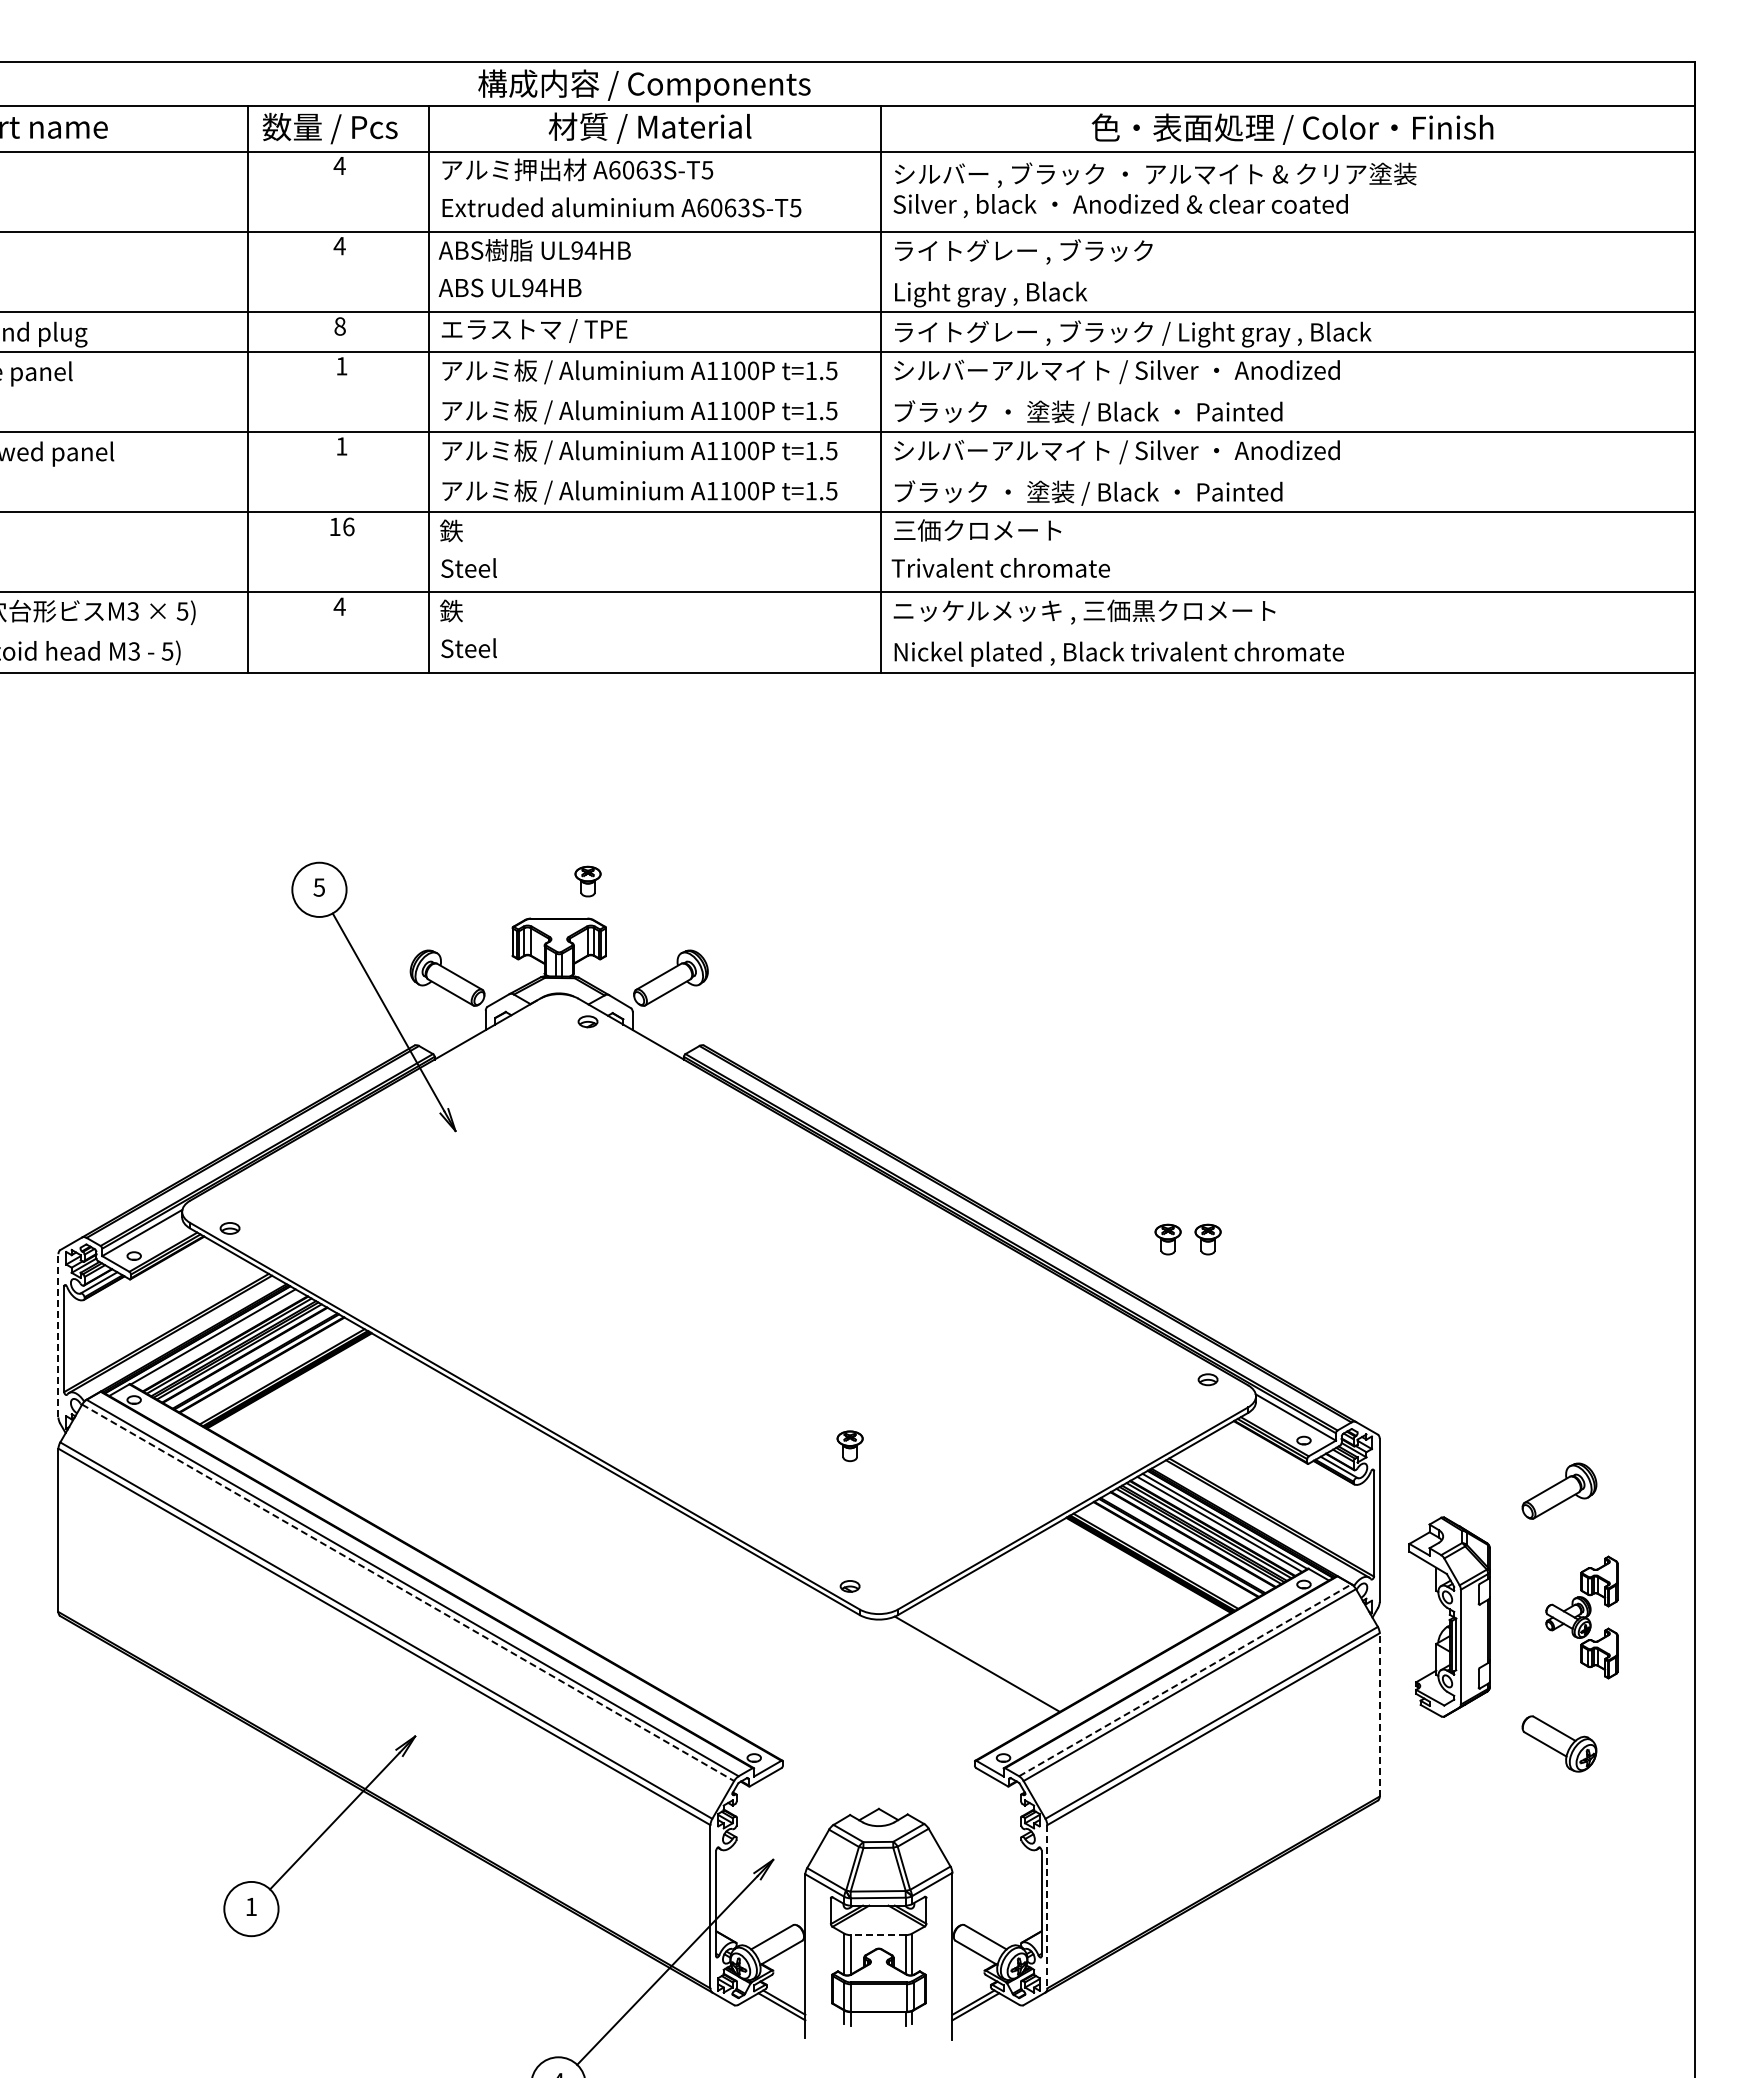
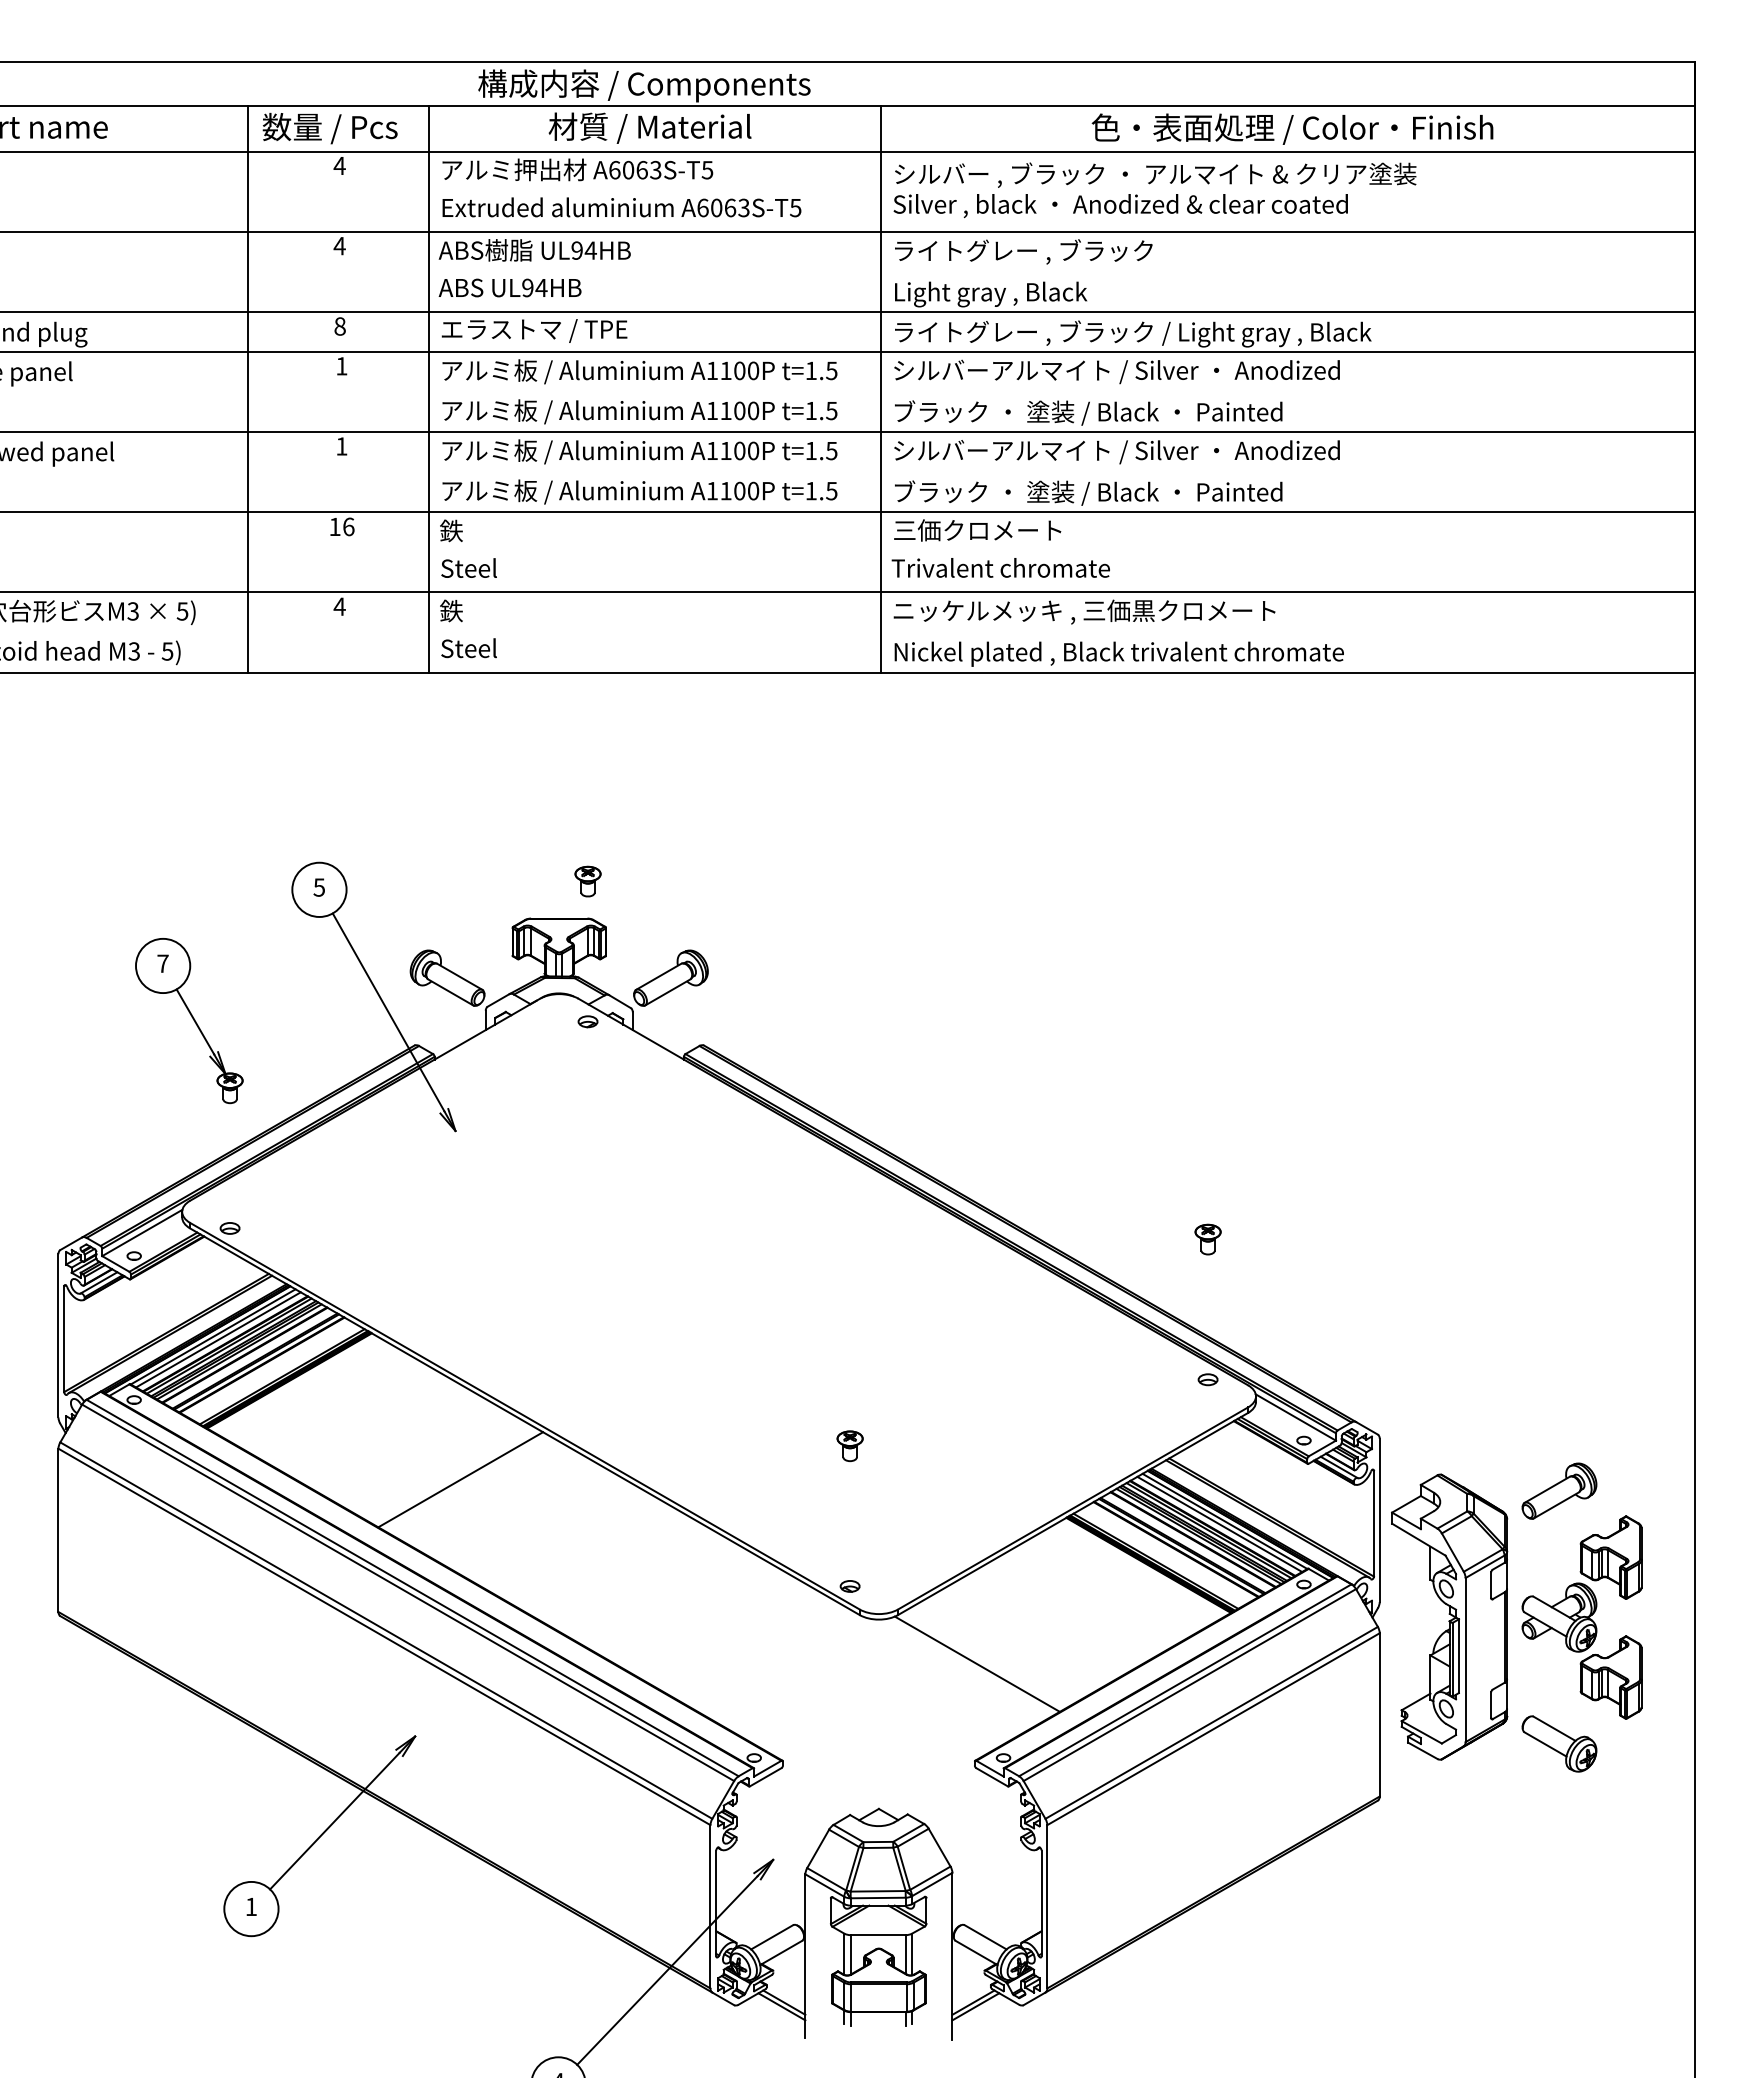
part: none -> present (189, 1021)
part: present -> none (1167, 1239)
line: dashed -> solid (58, 1335)
line: none -> present (218, 1339)
line: none -> present (460, 1479)
line: dashed -> solid (408, 1593)
part size: 83x202 px -> 118x288 px (1449, 1616)
part size: 74x125 px -> 122x205 px (1581, 1617)
line: dashed -> solid (1185, 1680)
line: dashed -> solid (1379, 1714)
line: dashed -> solid (1047, 1906)
line: dashed -> solid (878, 1935)
